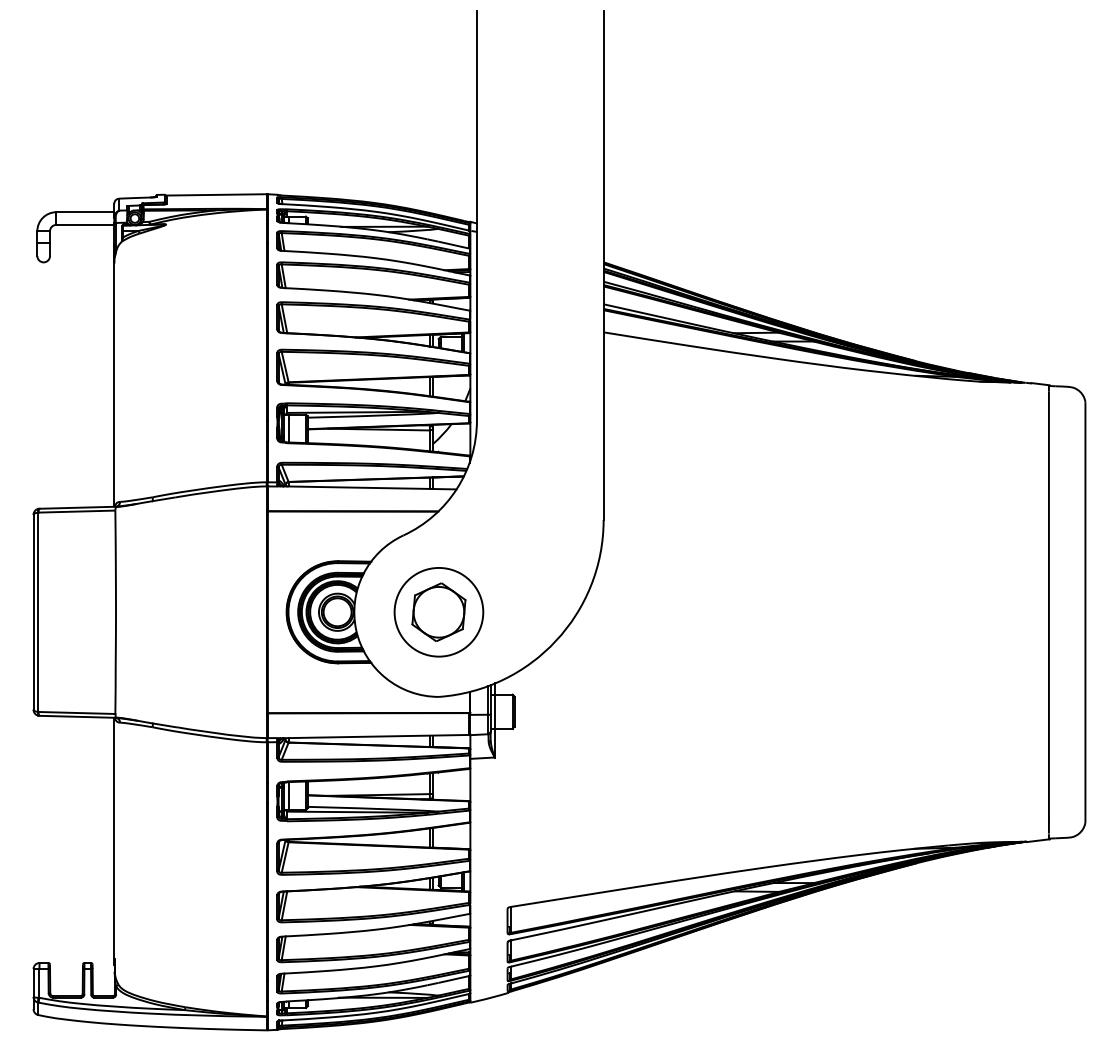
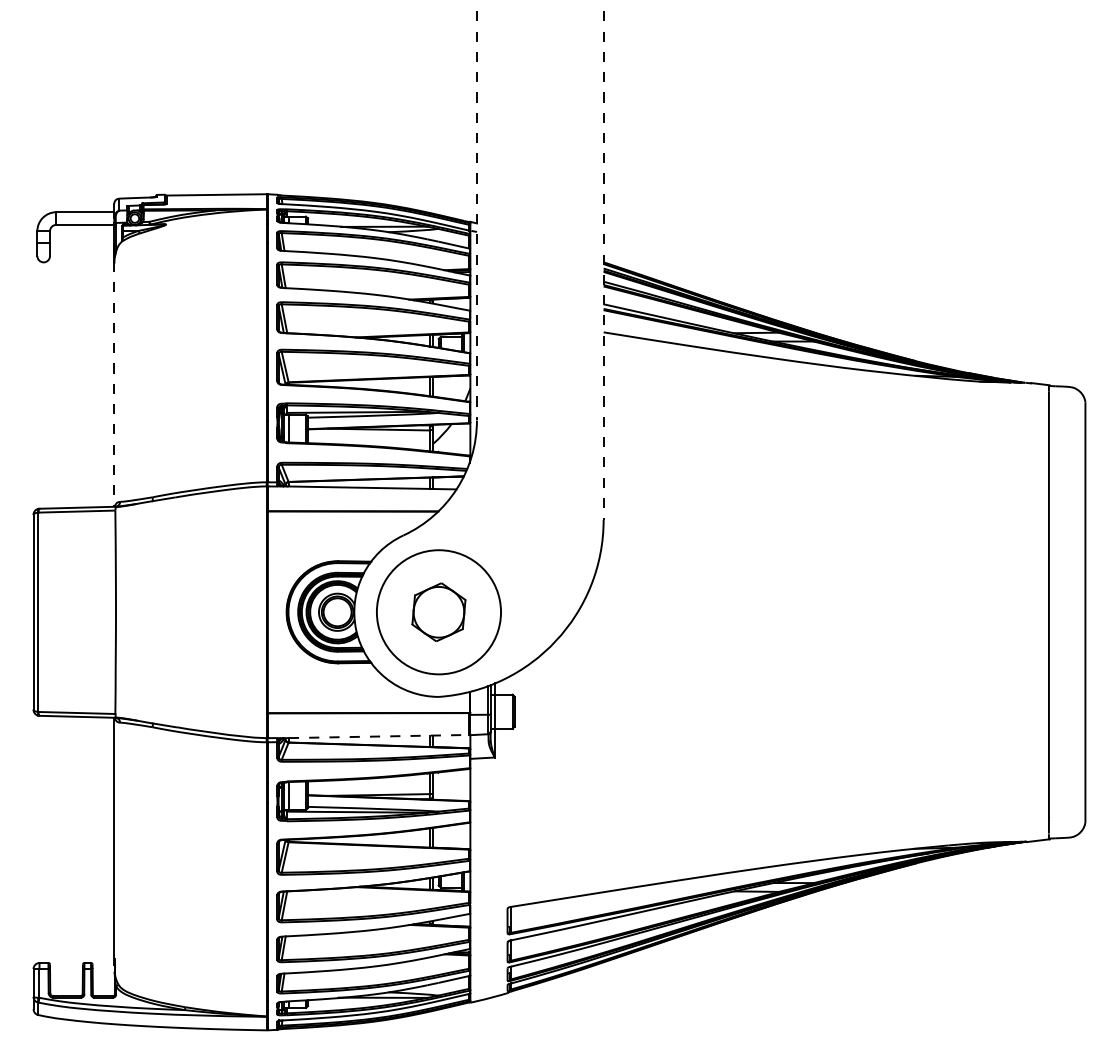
line: solid -> dashed (476, 215)
line: solid -> dashed (603, 266)
line: solid -> dashed (114, 384)
circle diameter: 89 px -> 124 px (438, 612)
line: solid -> dashed (378, 736)
